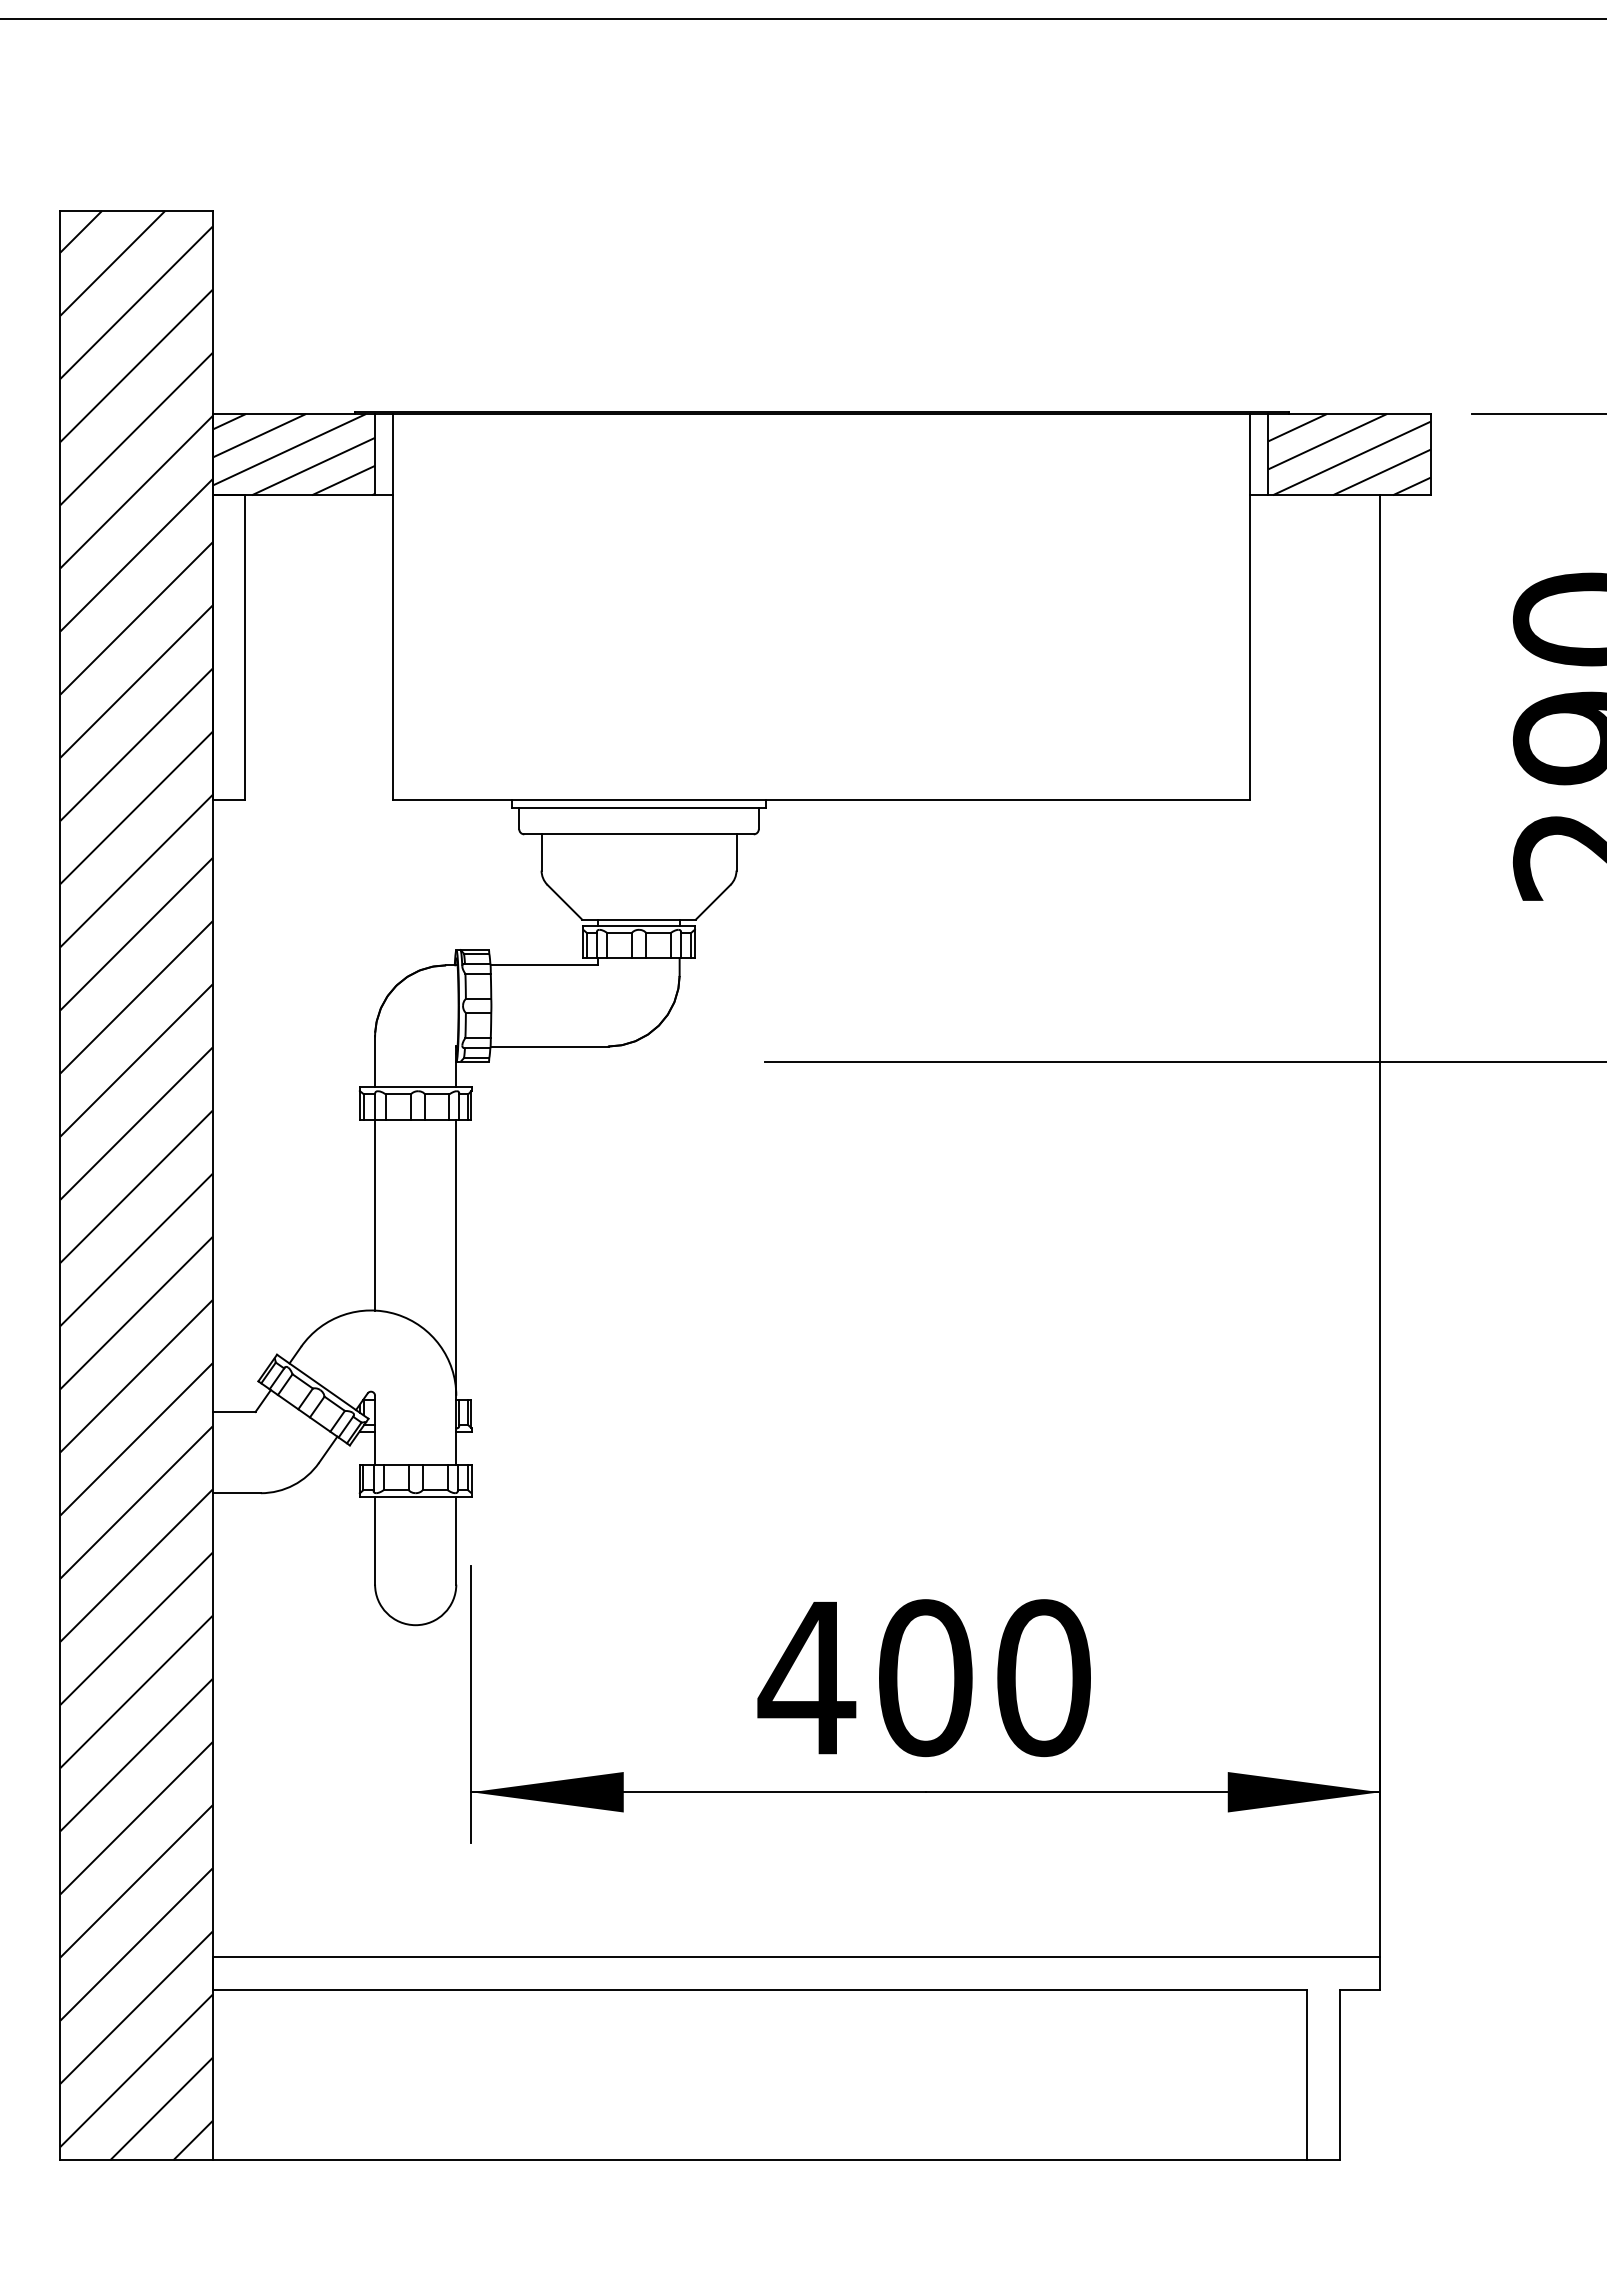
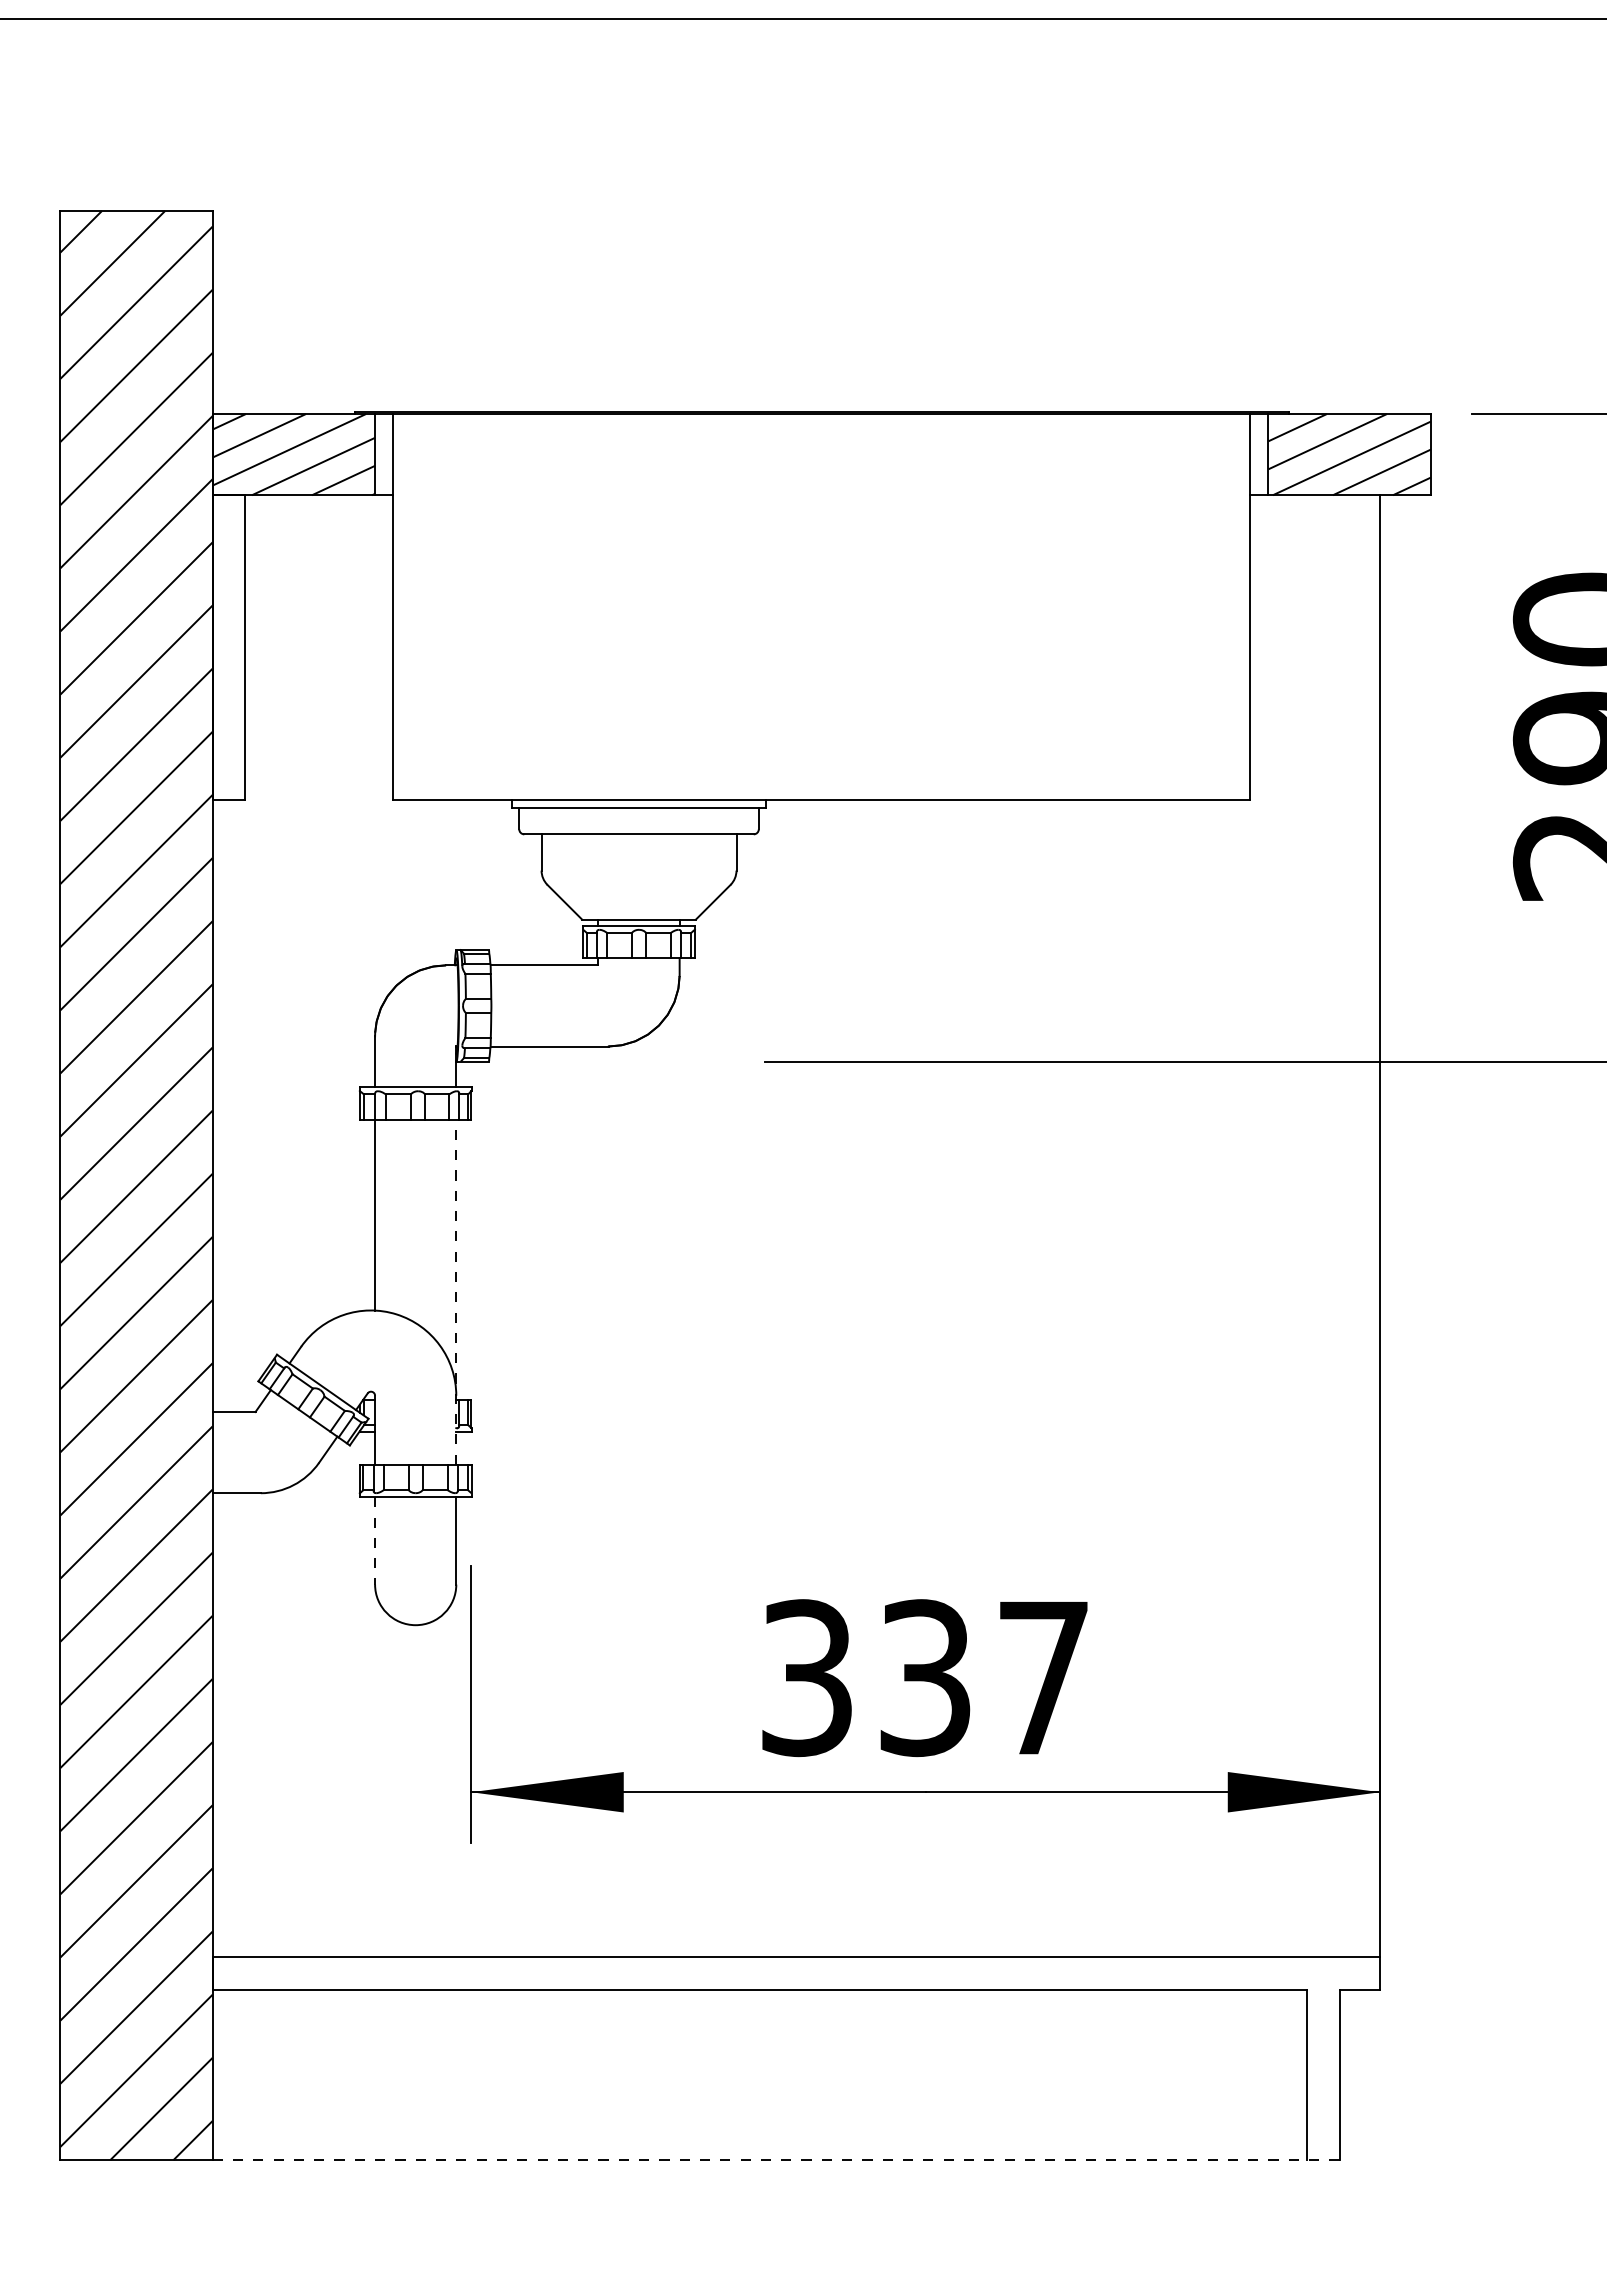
line: solid -> dashed (456, 1292)
line: solid -> dashed (375, 1540)
text: 400 -> 337 (923, 1678)
line: solid -> dashed (776, 2160)
